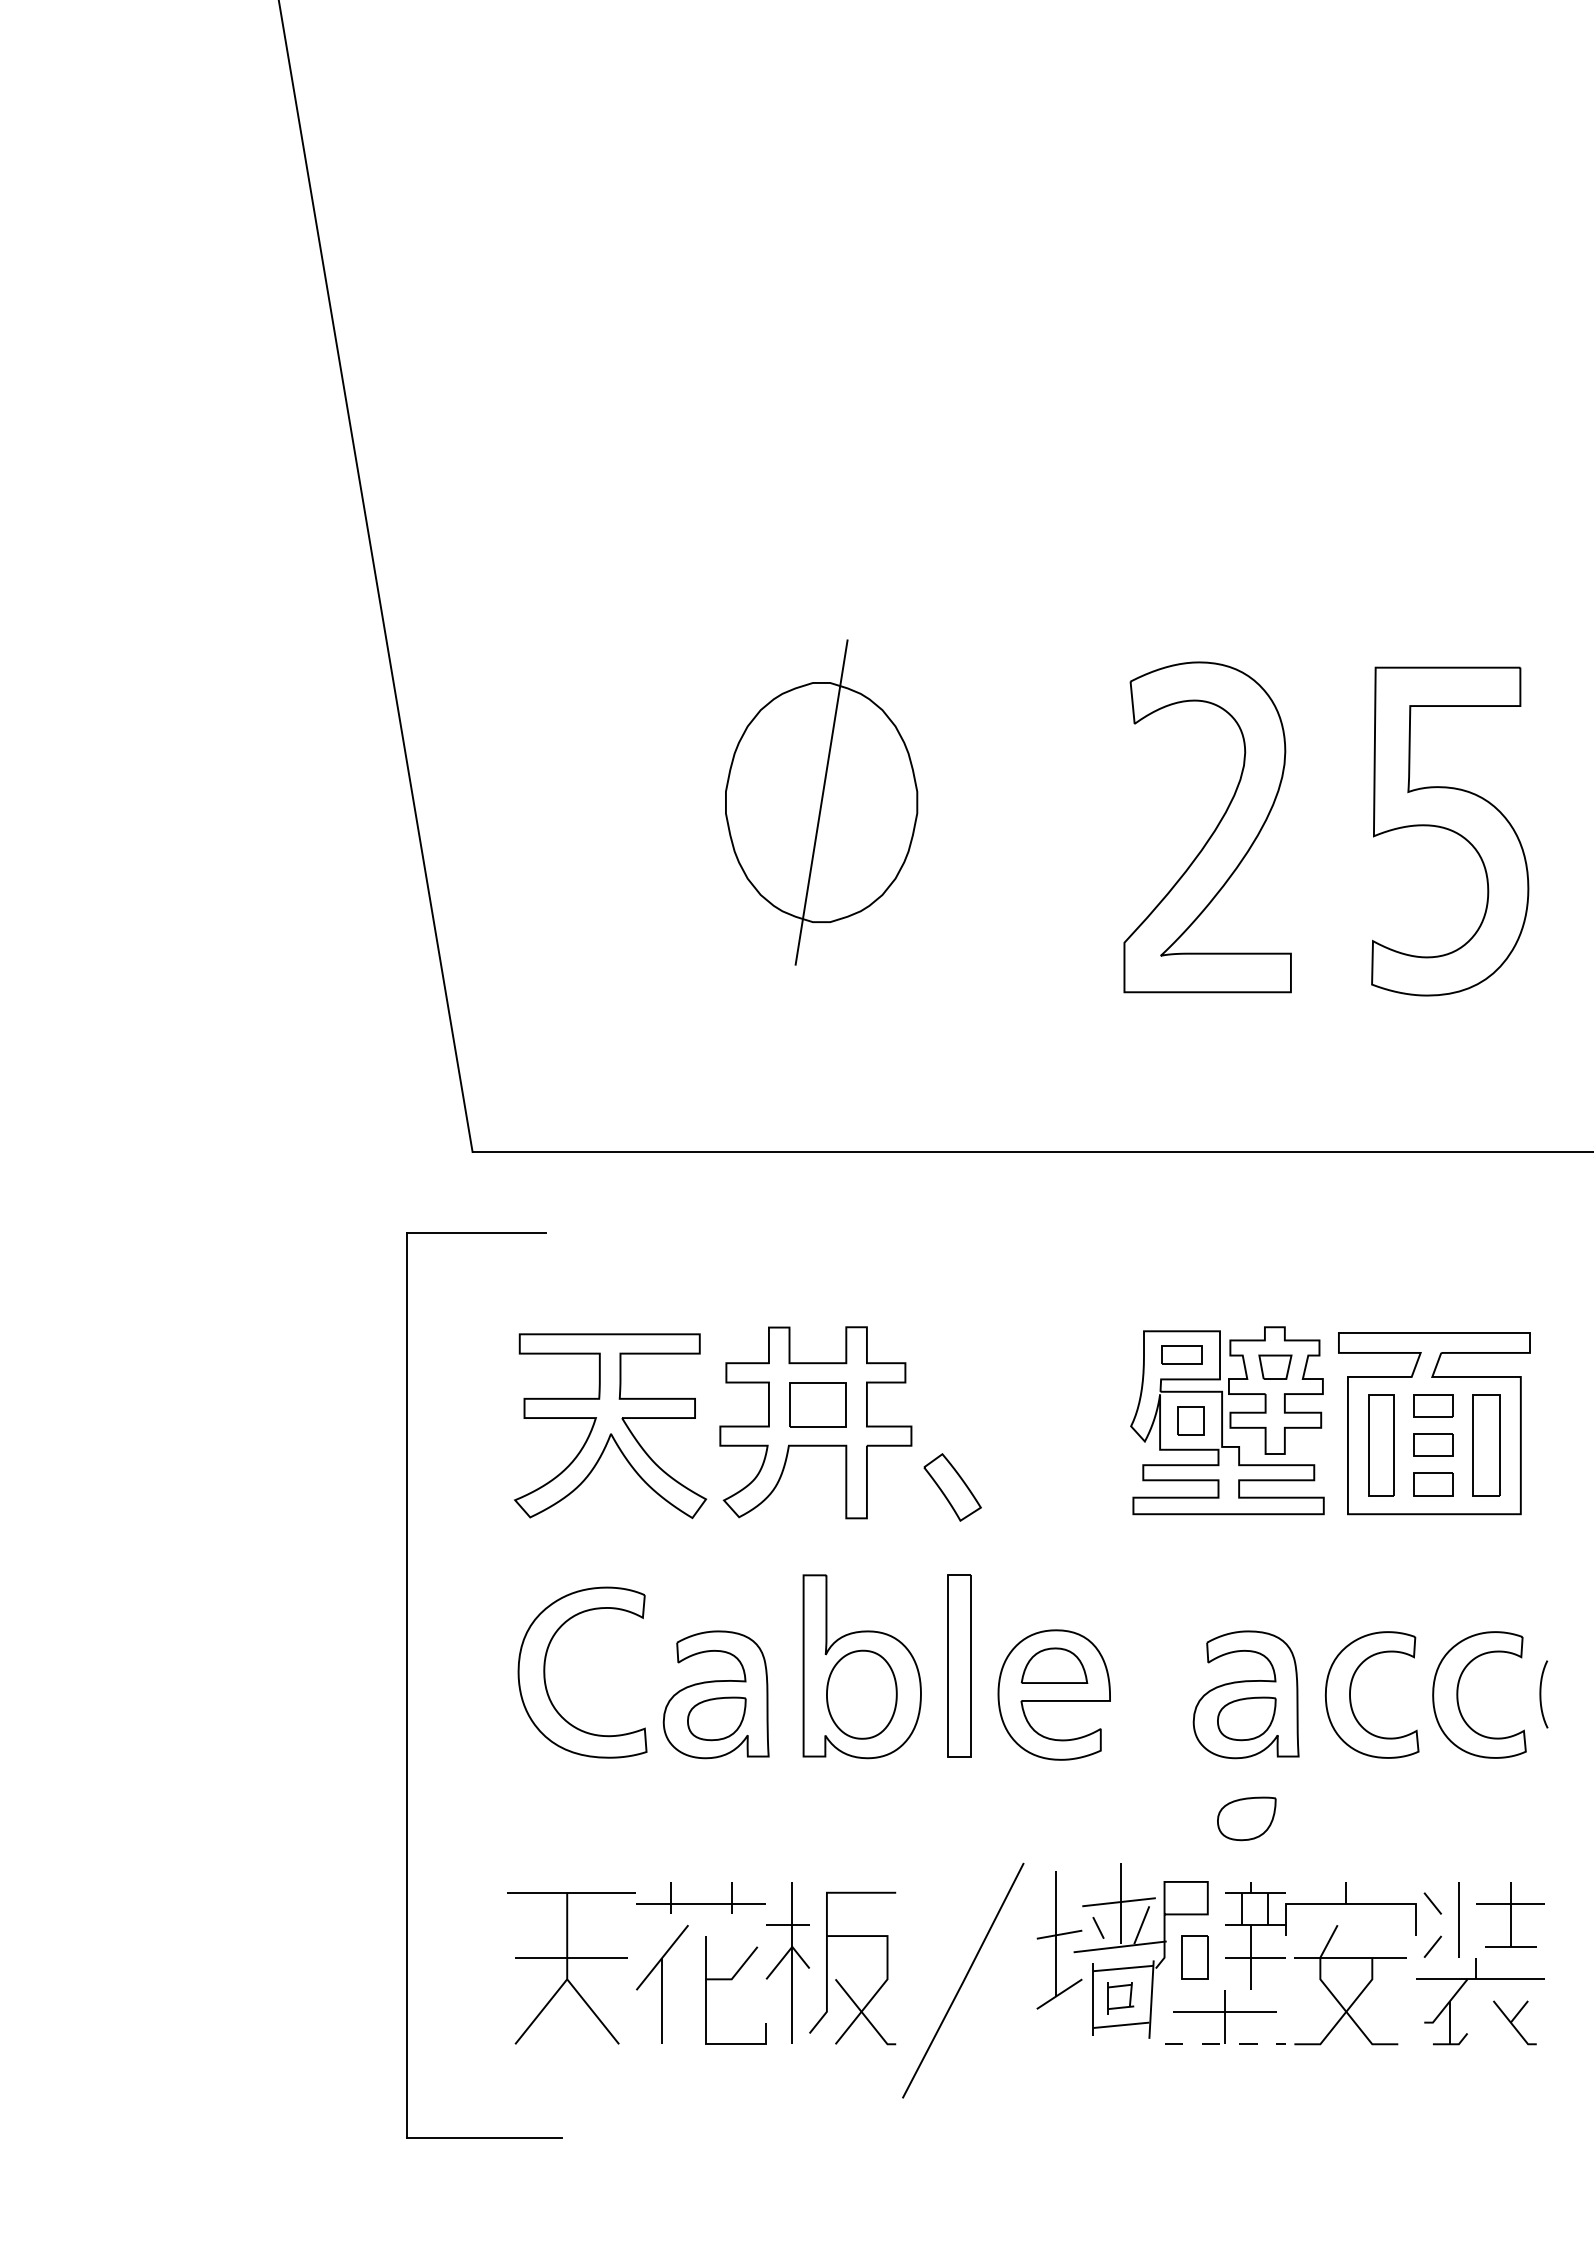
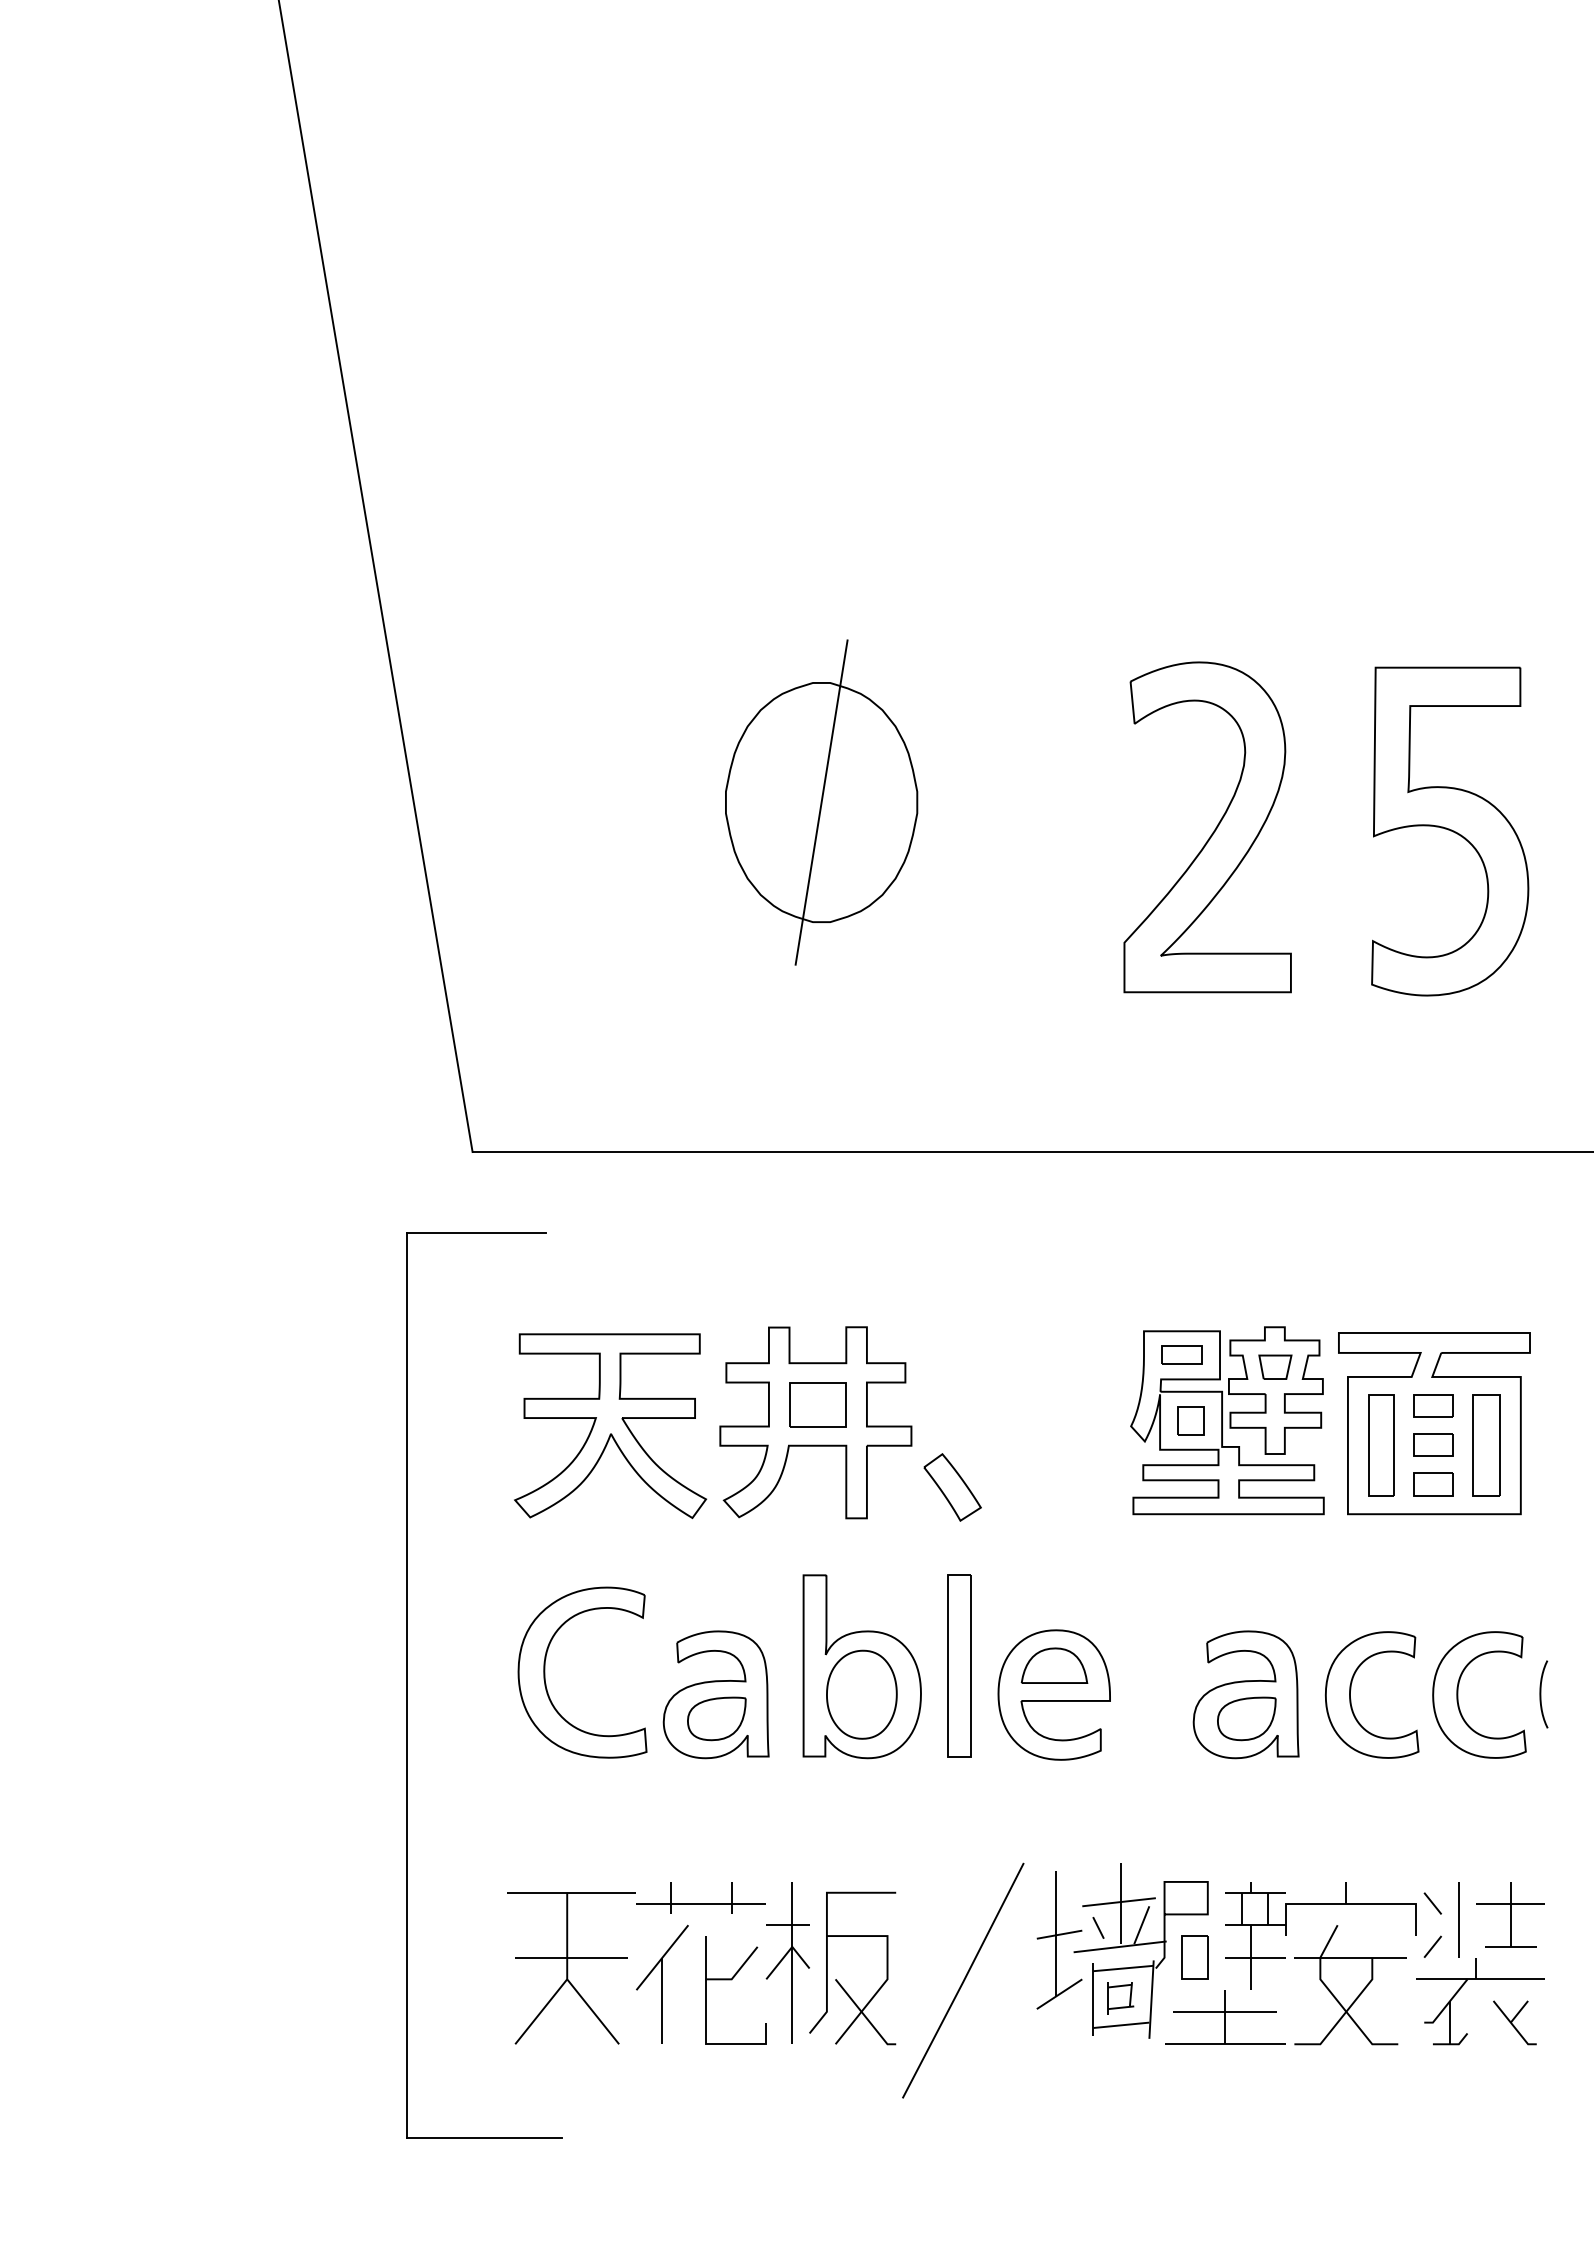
part: present -> none (1246, 1818)
line: dashed -> solid (1225, 2044)
